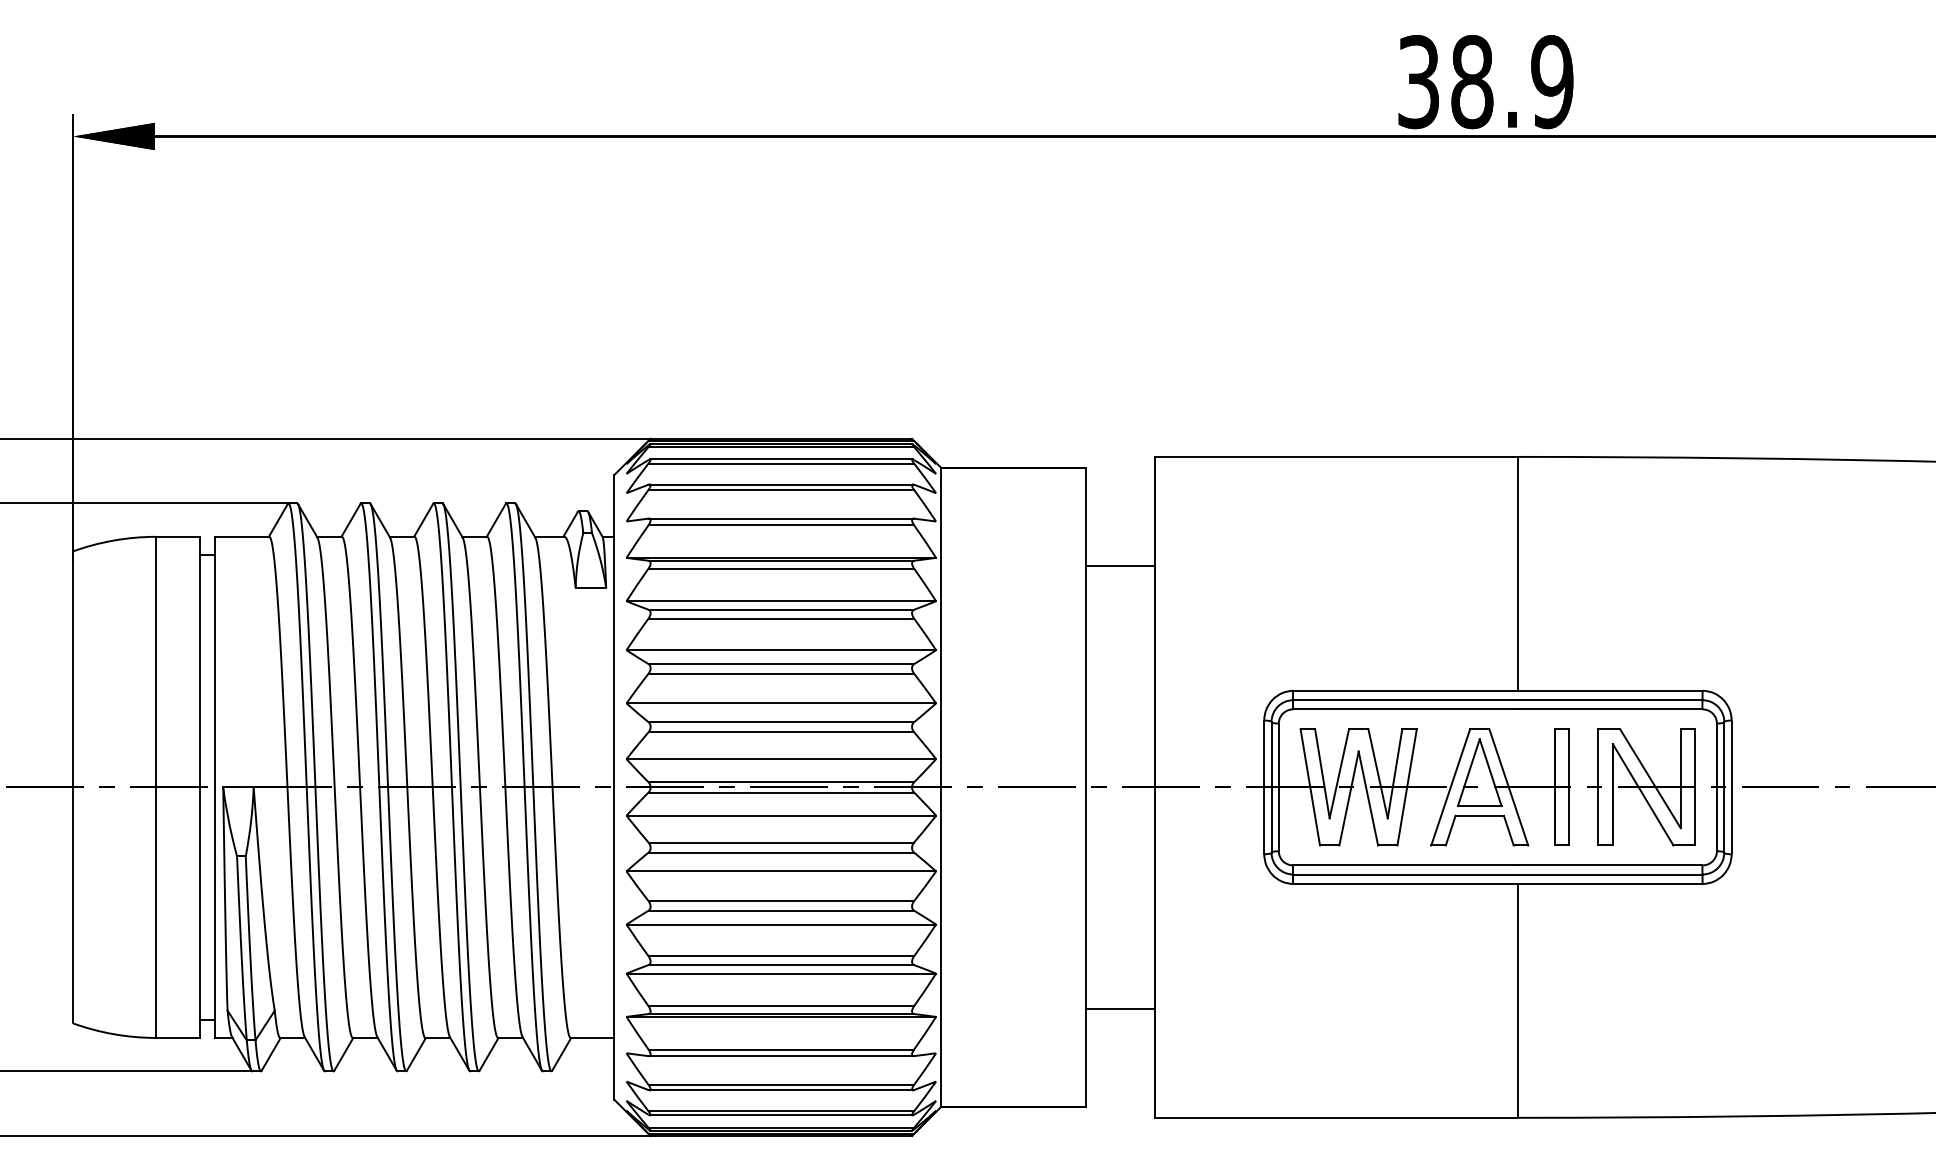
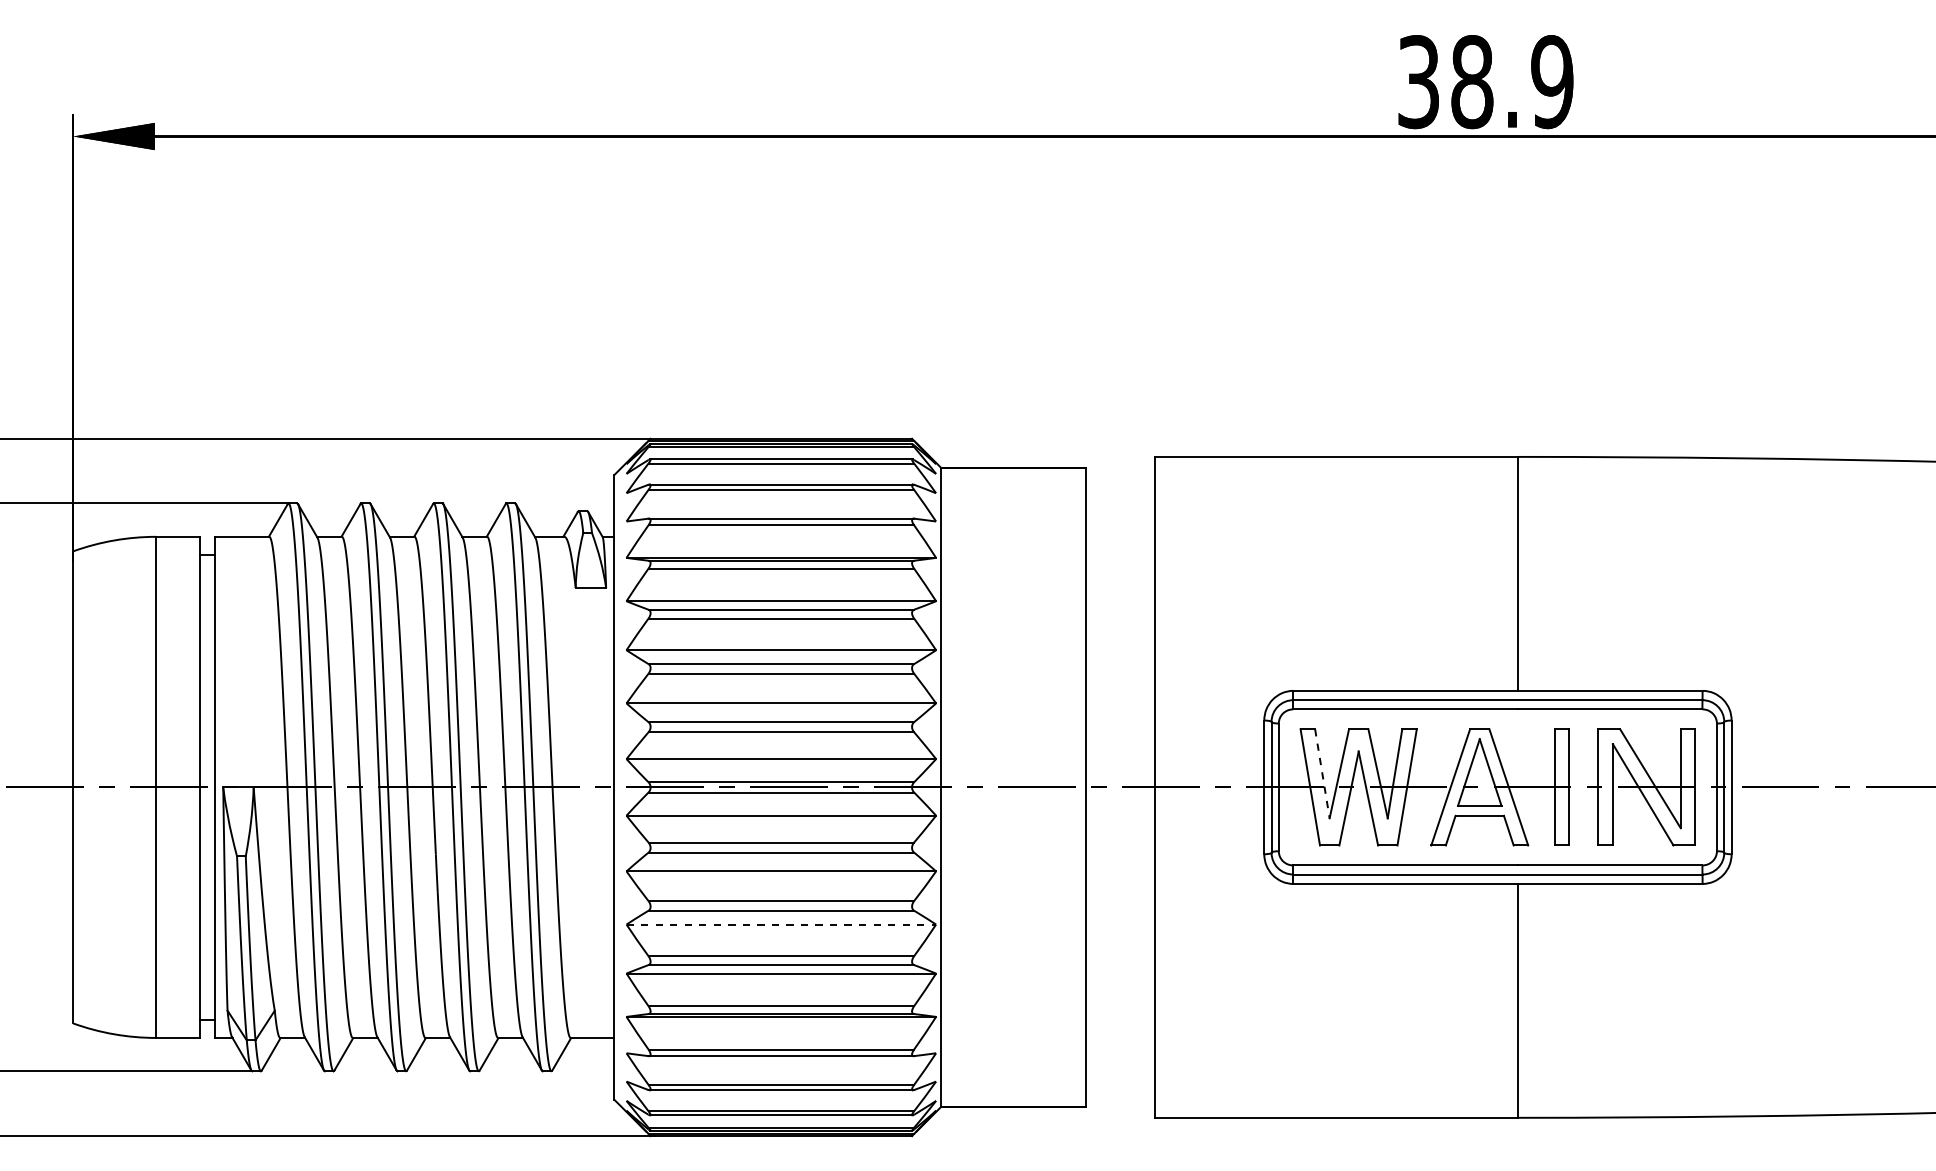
line: present -> none (1120, 565)
line: solid -> dashed (1322, 774)
line: solid -> dashed (781, 924)
line: present -> none (1120, 1008)
